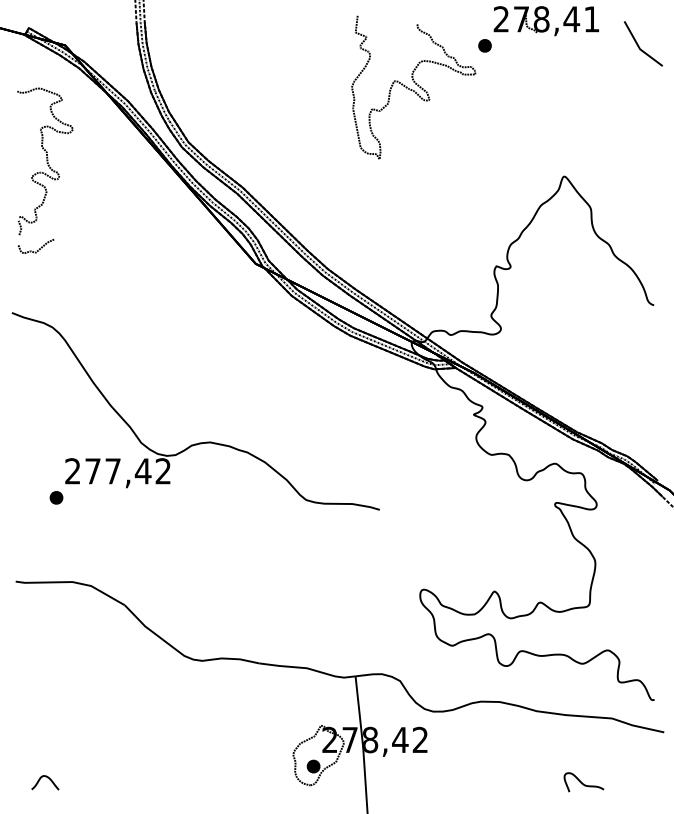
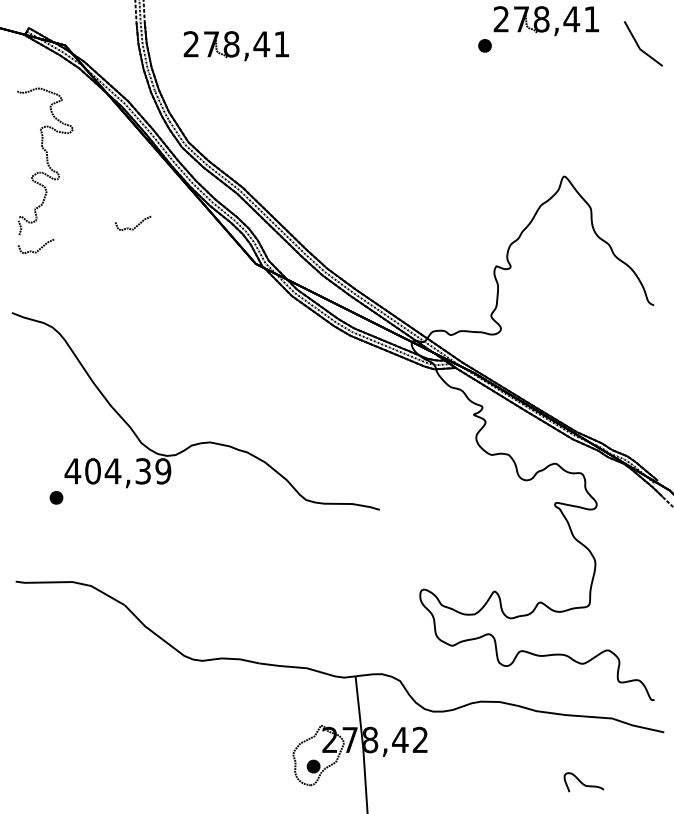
part: none -> present (236, 46)
curve: present -> none (412, 89)
curve: none -> present (136, 225)
text: 277,42 -> 404,39 (117, 471)
curve: present -> none (47, 778)
